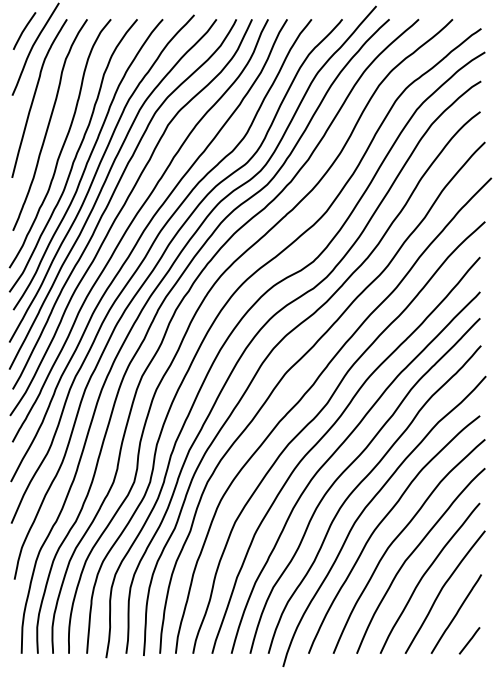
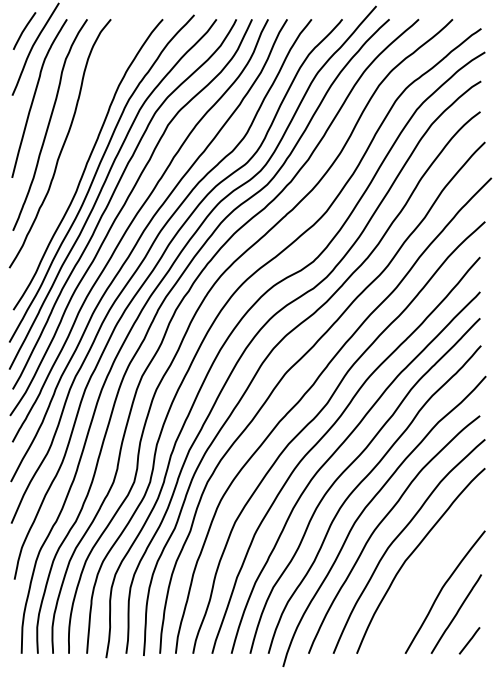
curve: present -> none (74, 157)
curve: present -> none (426, 573)
